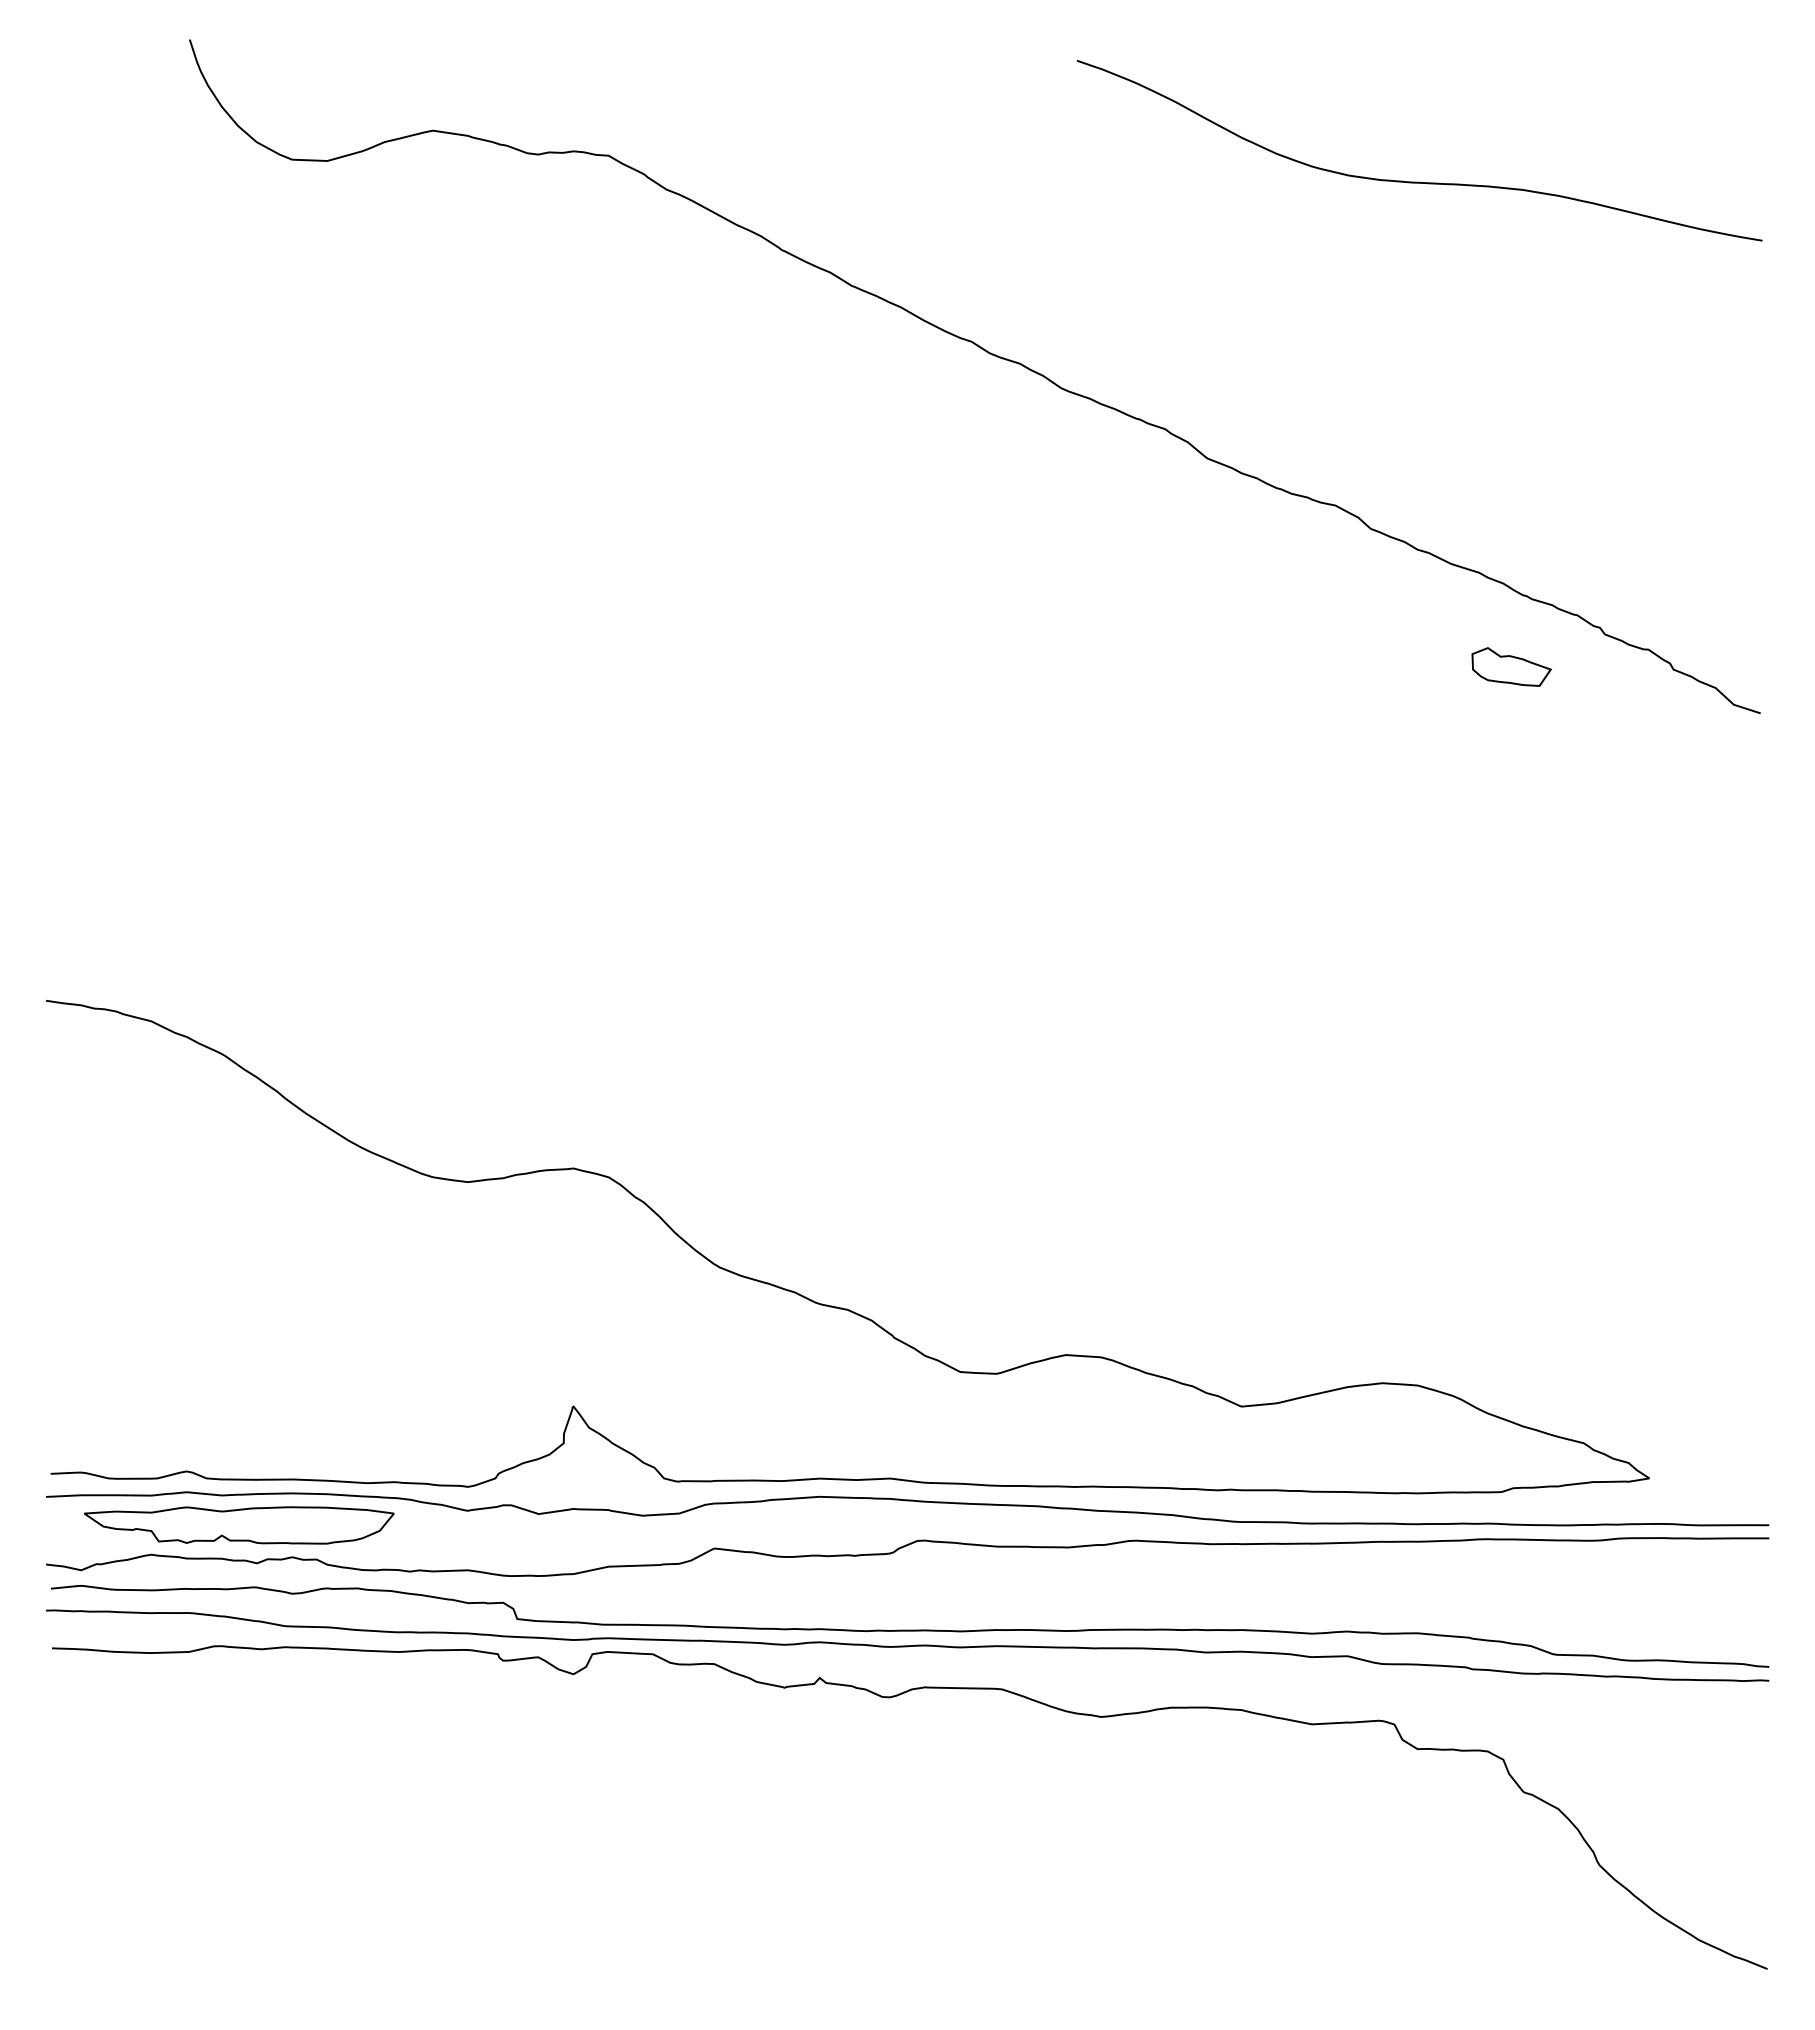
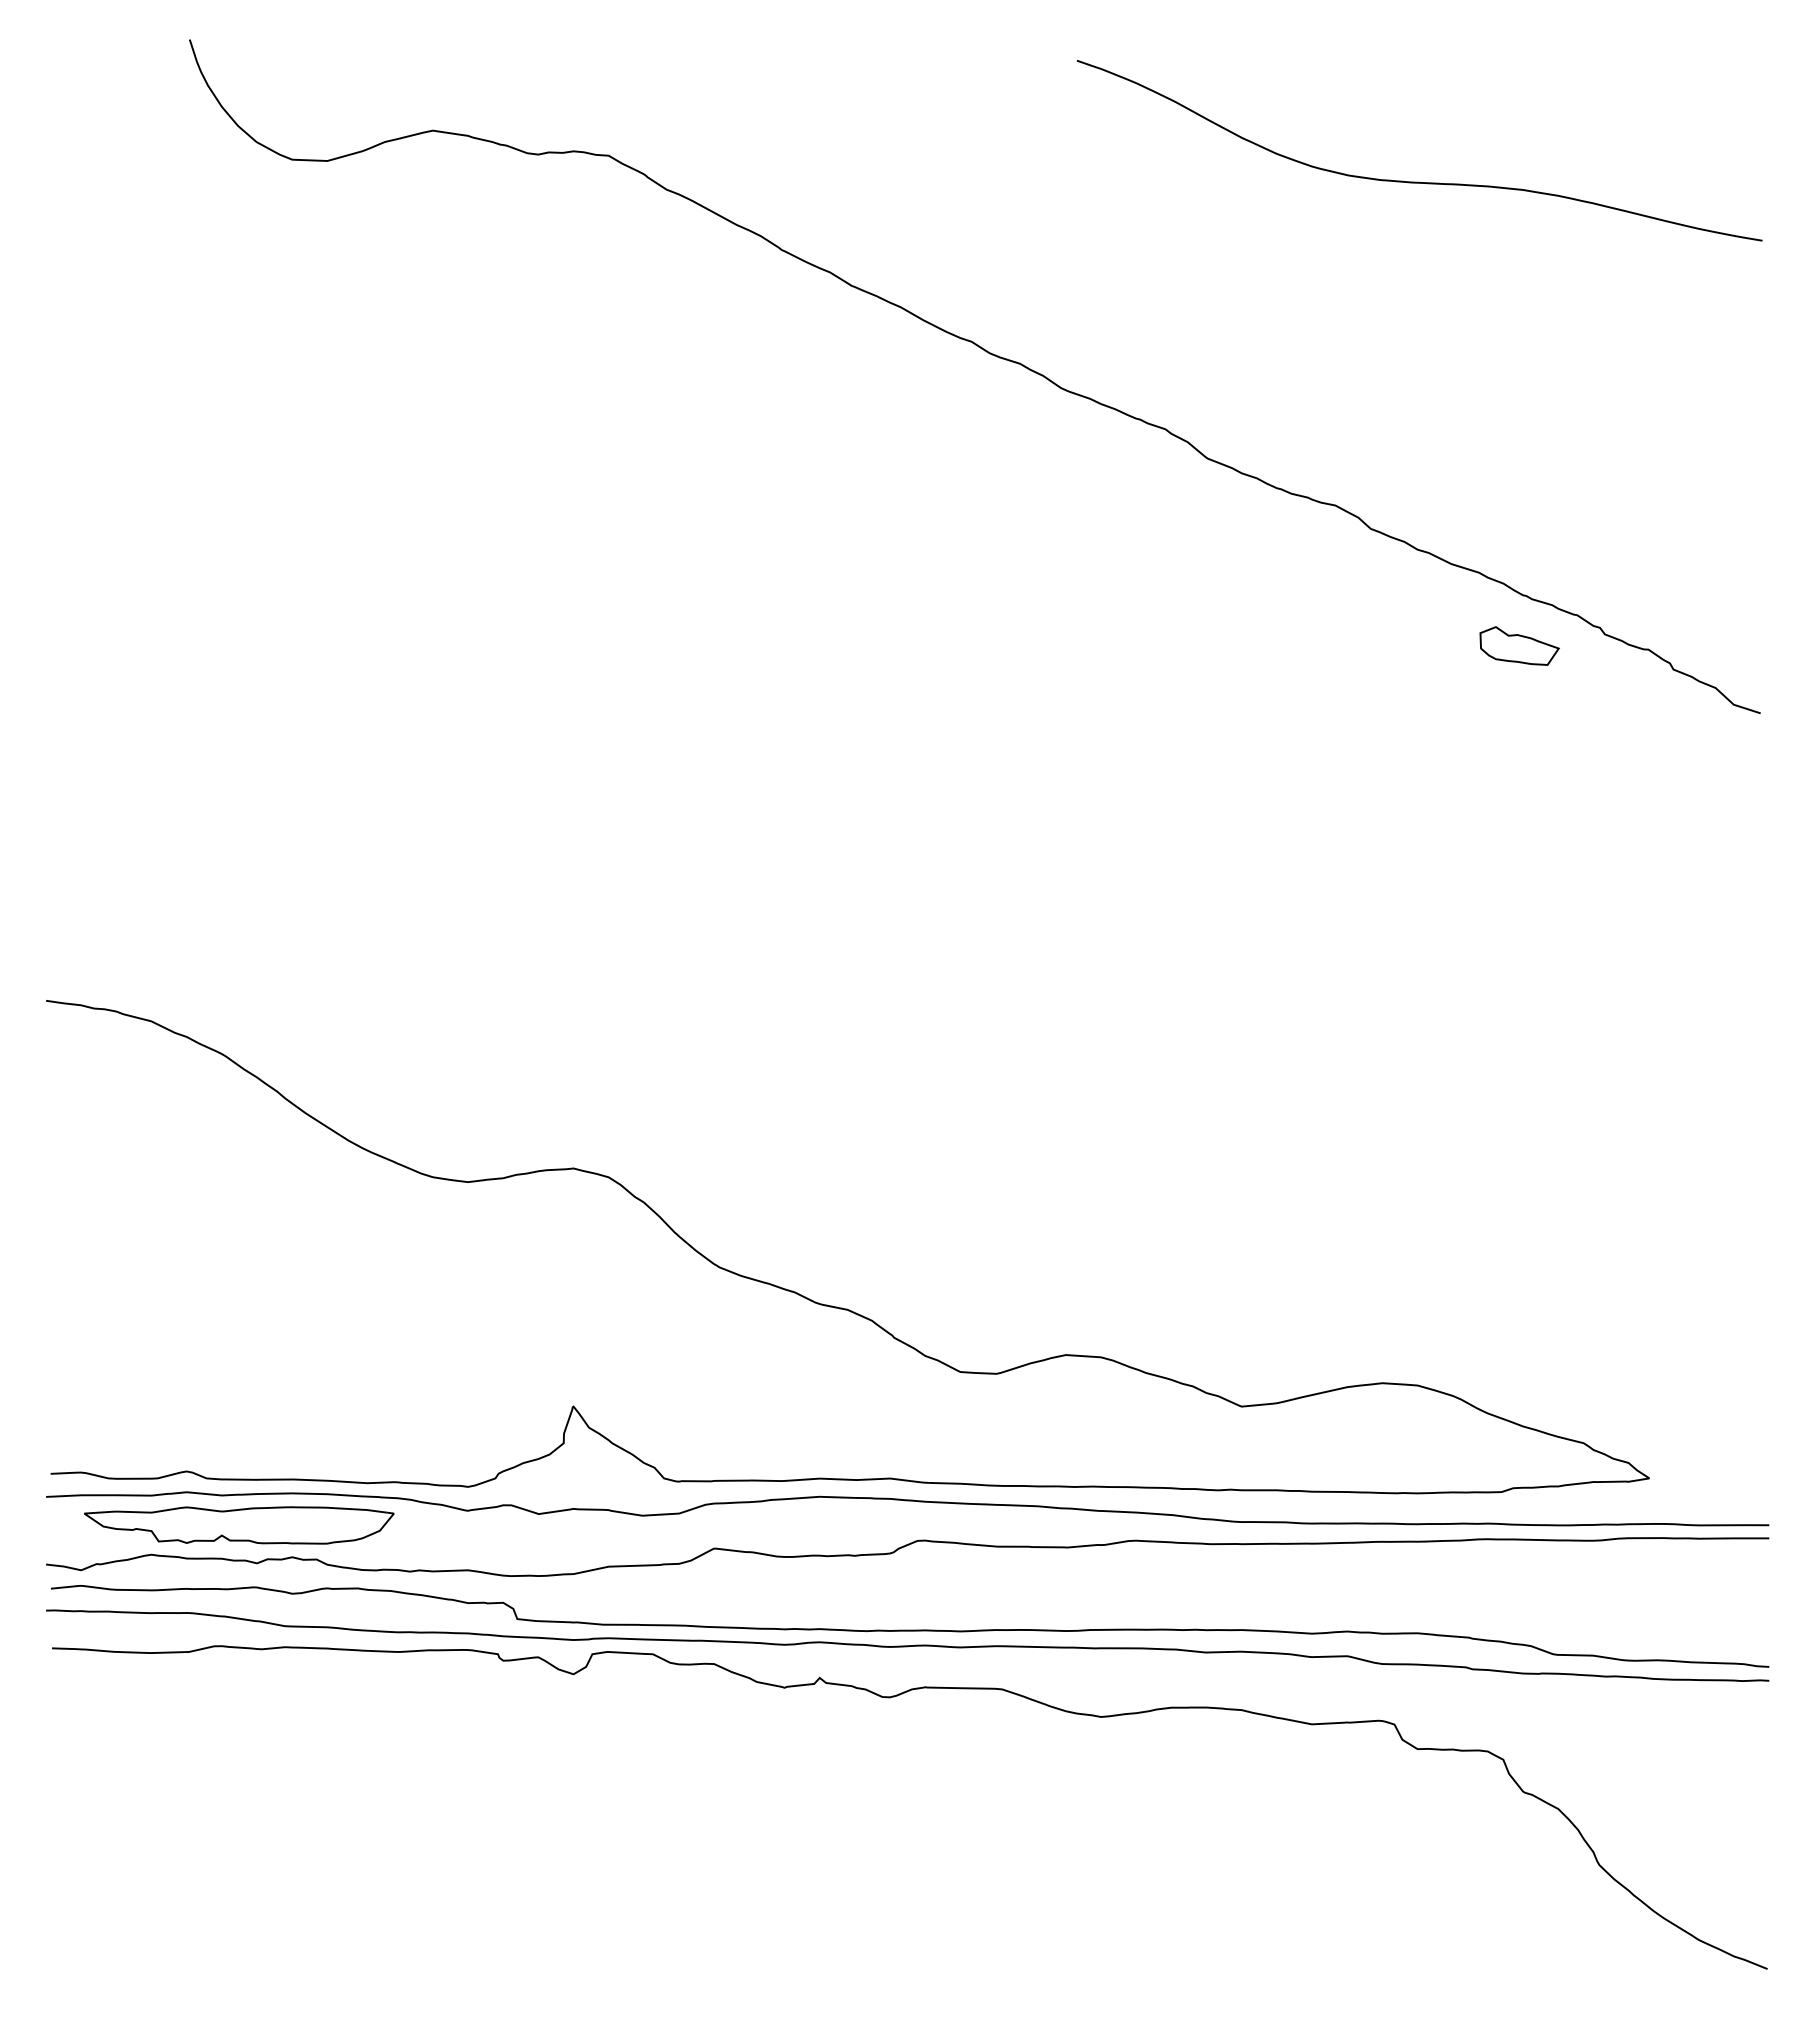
part position: (1511, 666) -> (1519, 645) (1519, 645)
